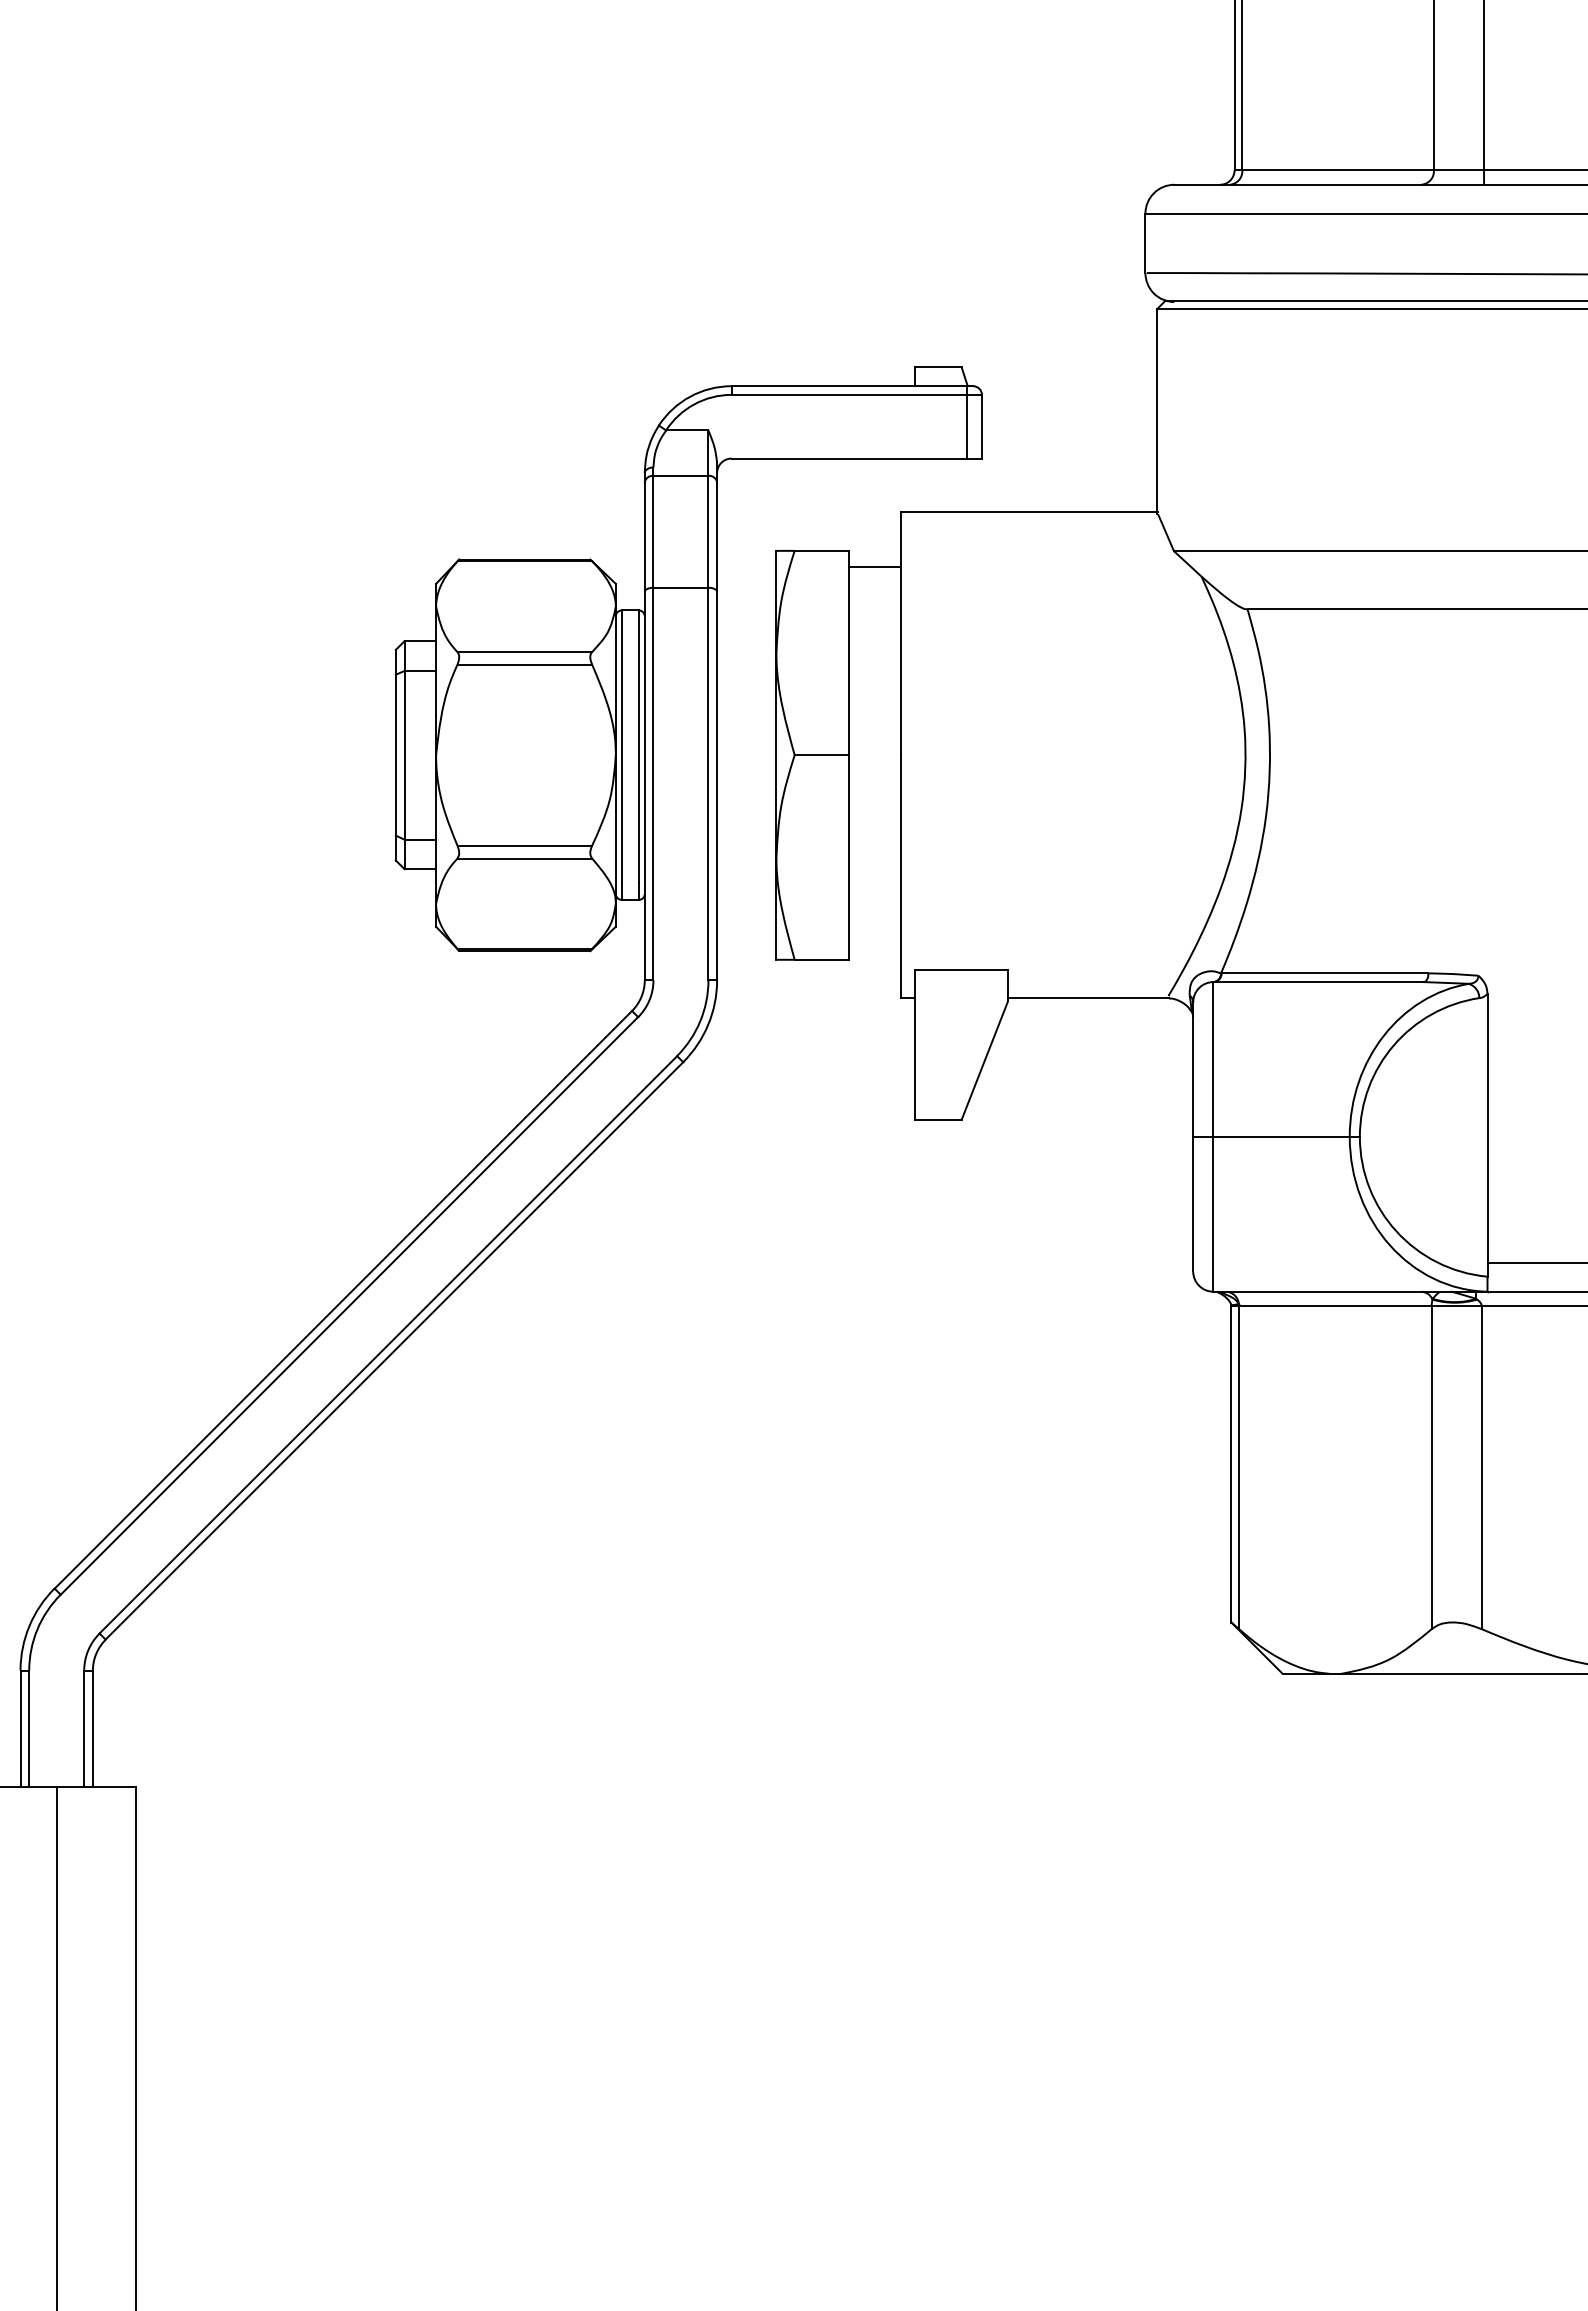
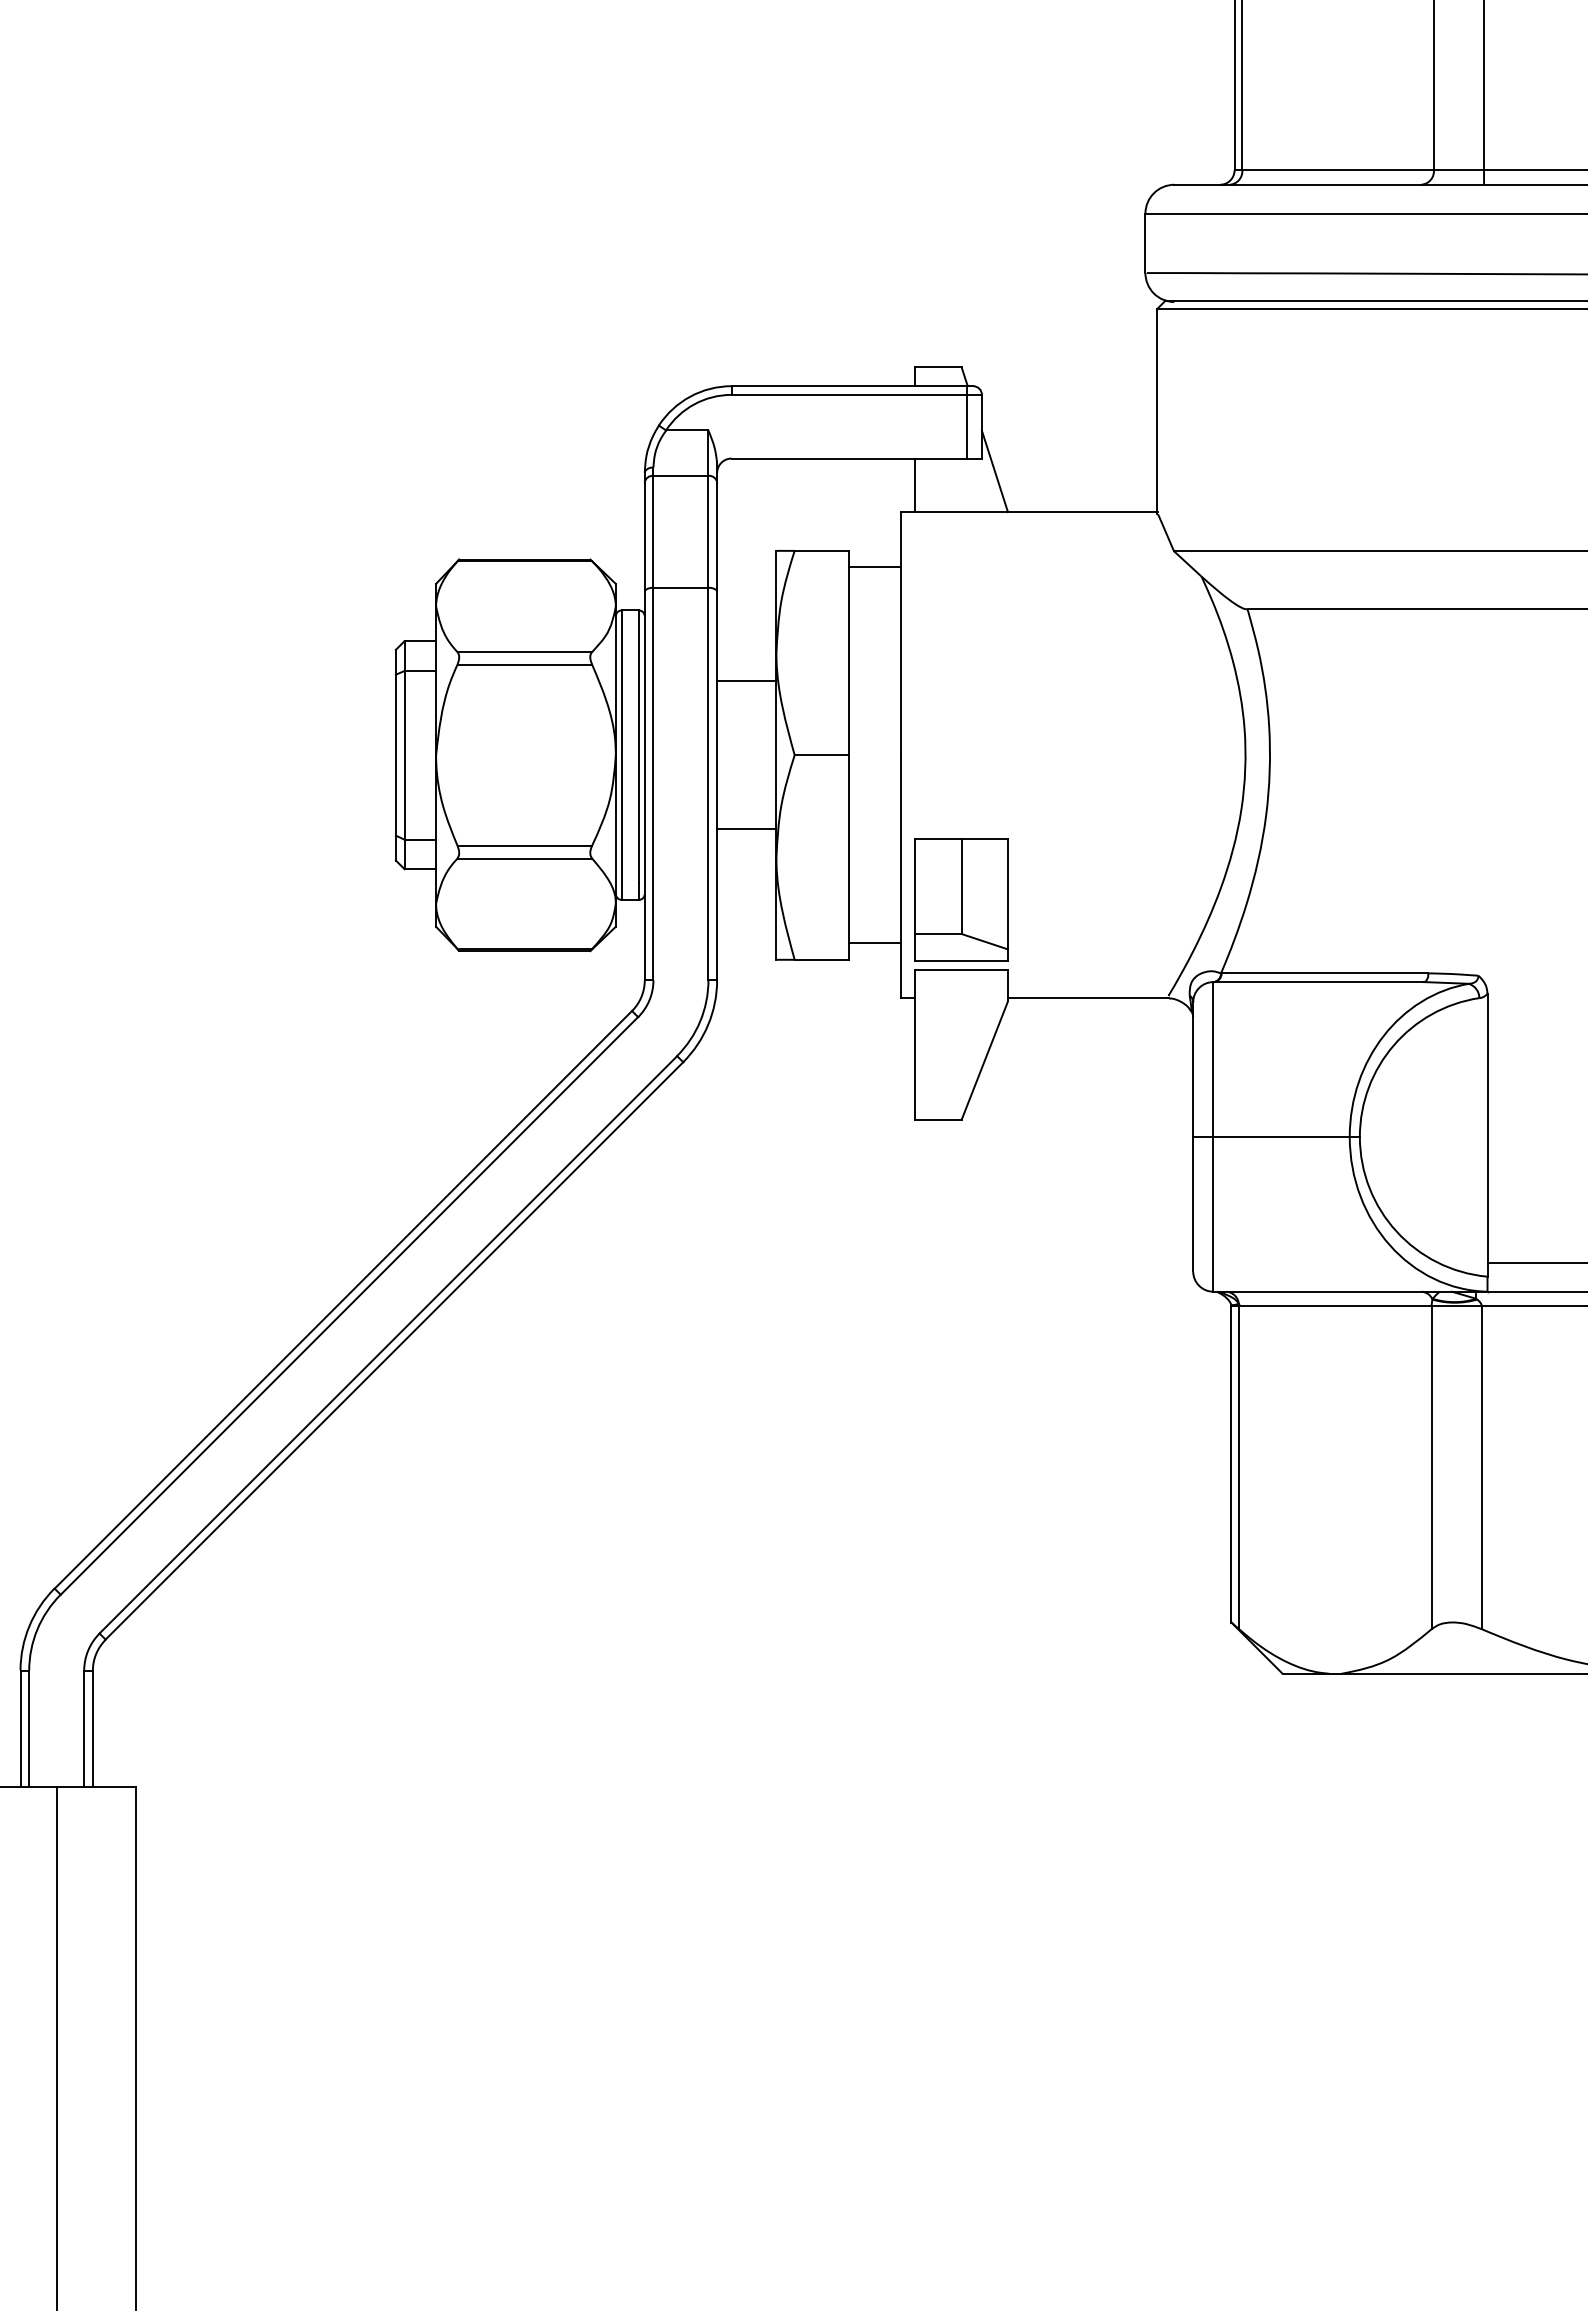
line: none -> present (994, 471)
line: none -> present (915, 485)
line: none -> present (746, 681)
line: none -> present (746, 828)
part: none -> present (961, 899)
line: none -> present (874, 943)
